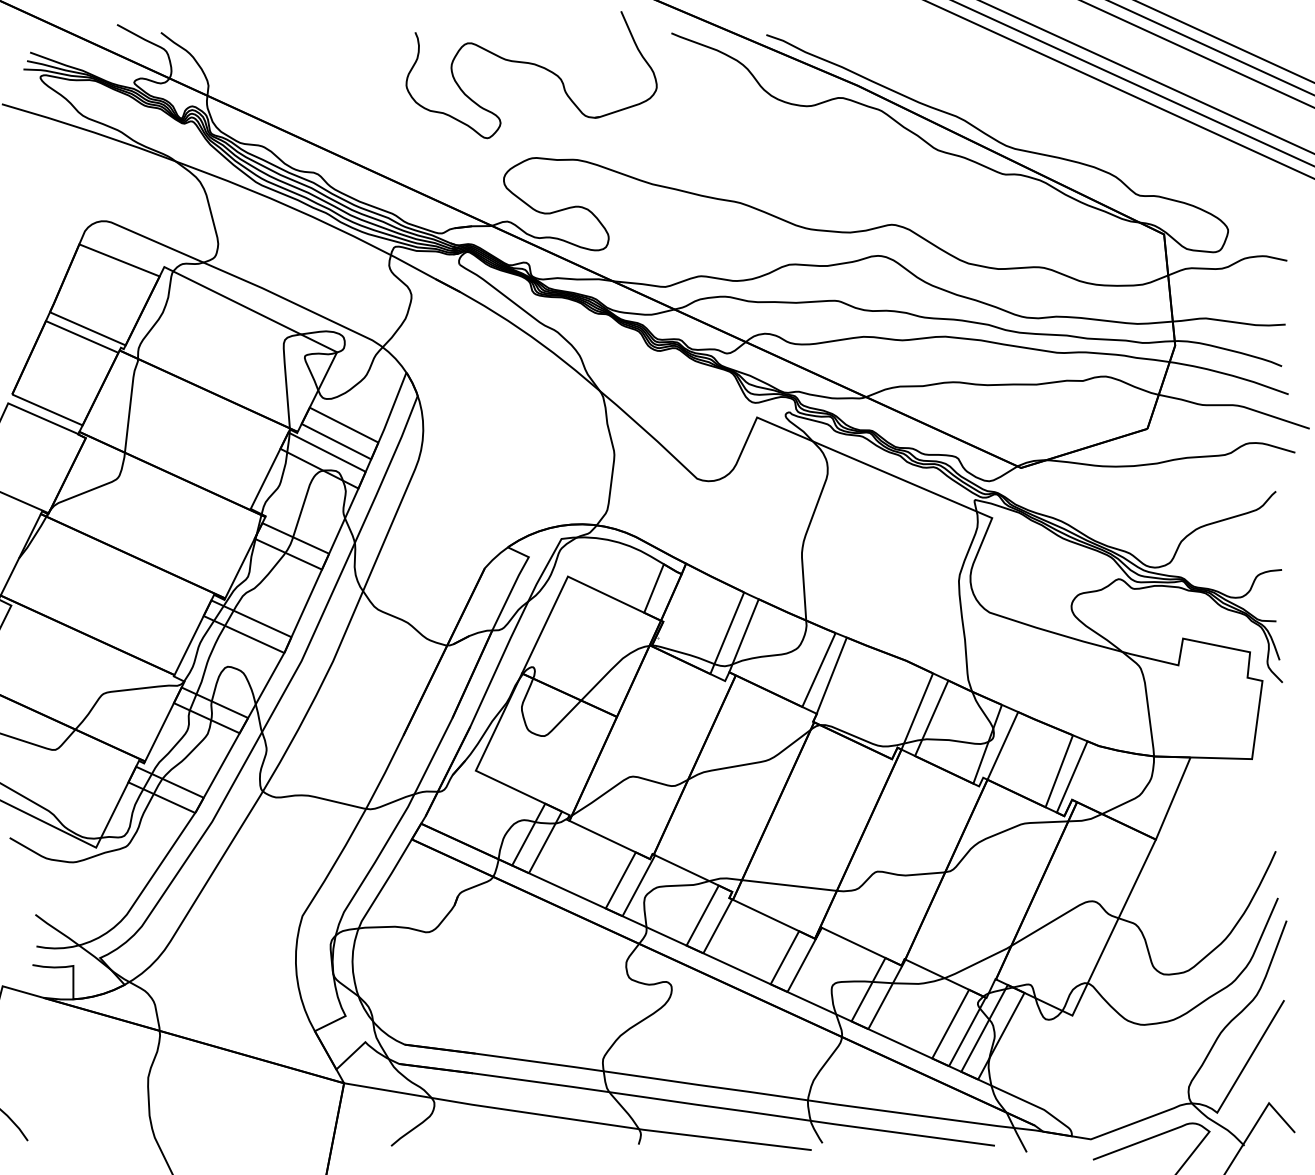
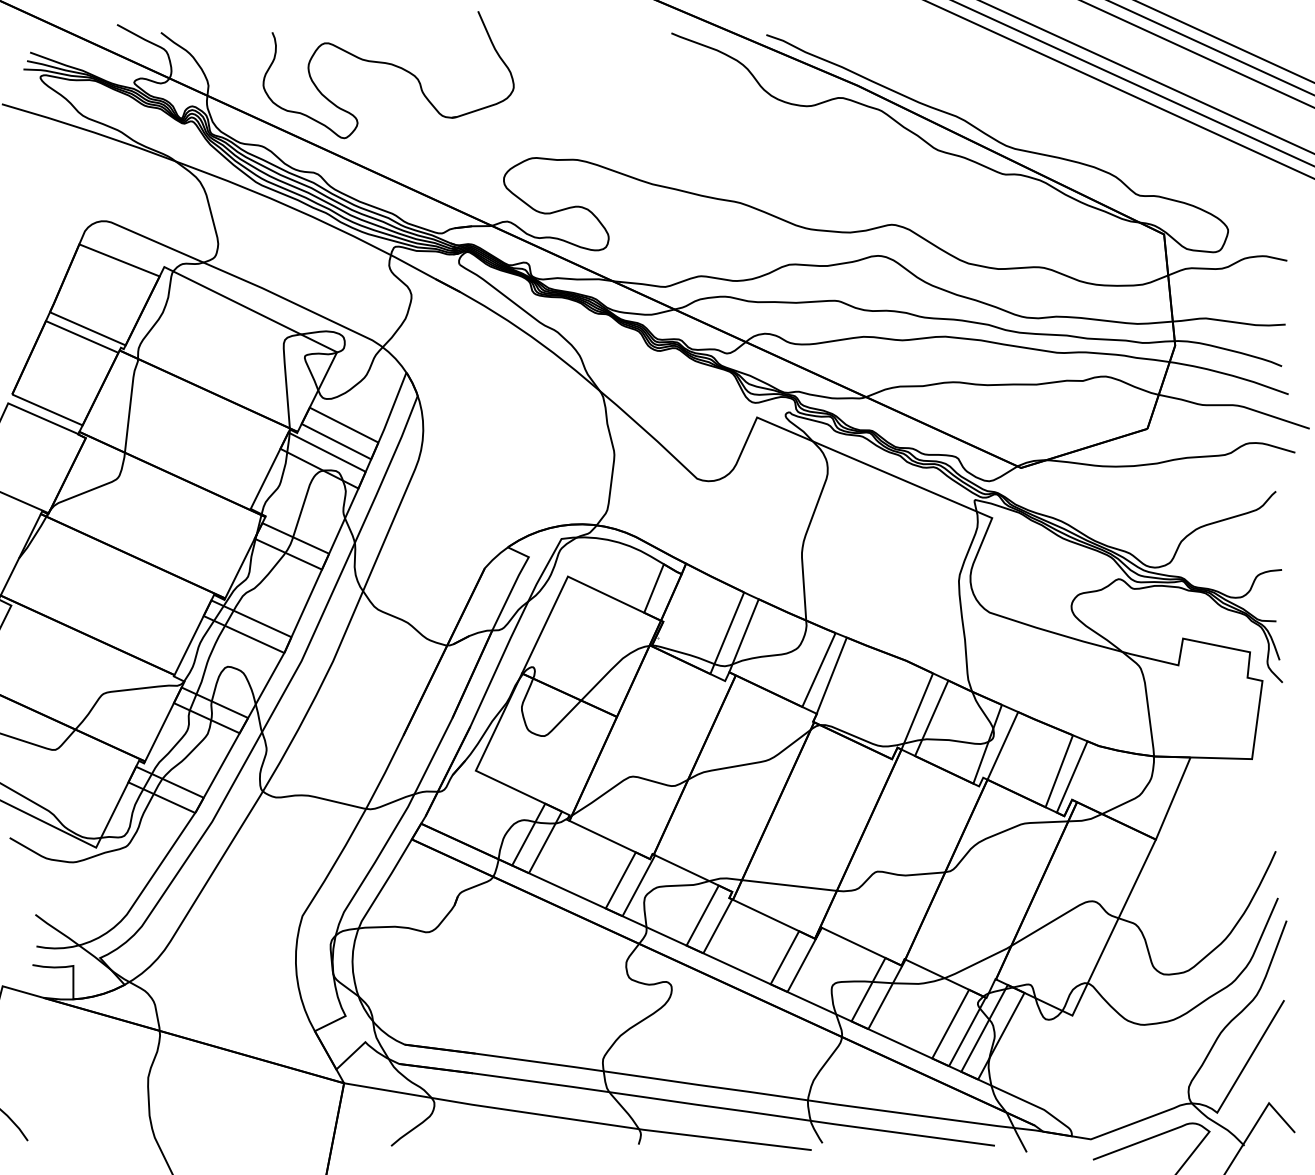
part position: (534, 65) -> (391, 65) (391, 65)
